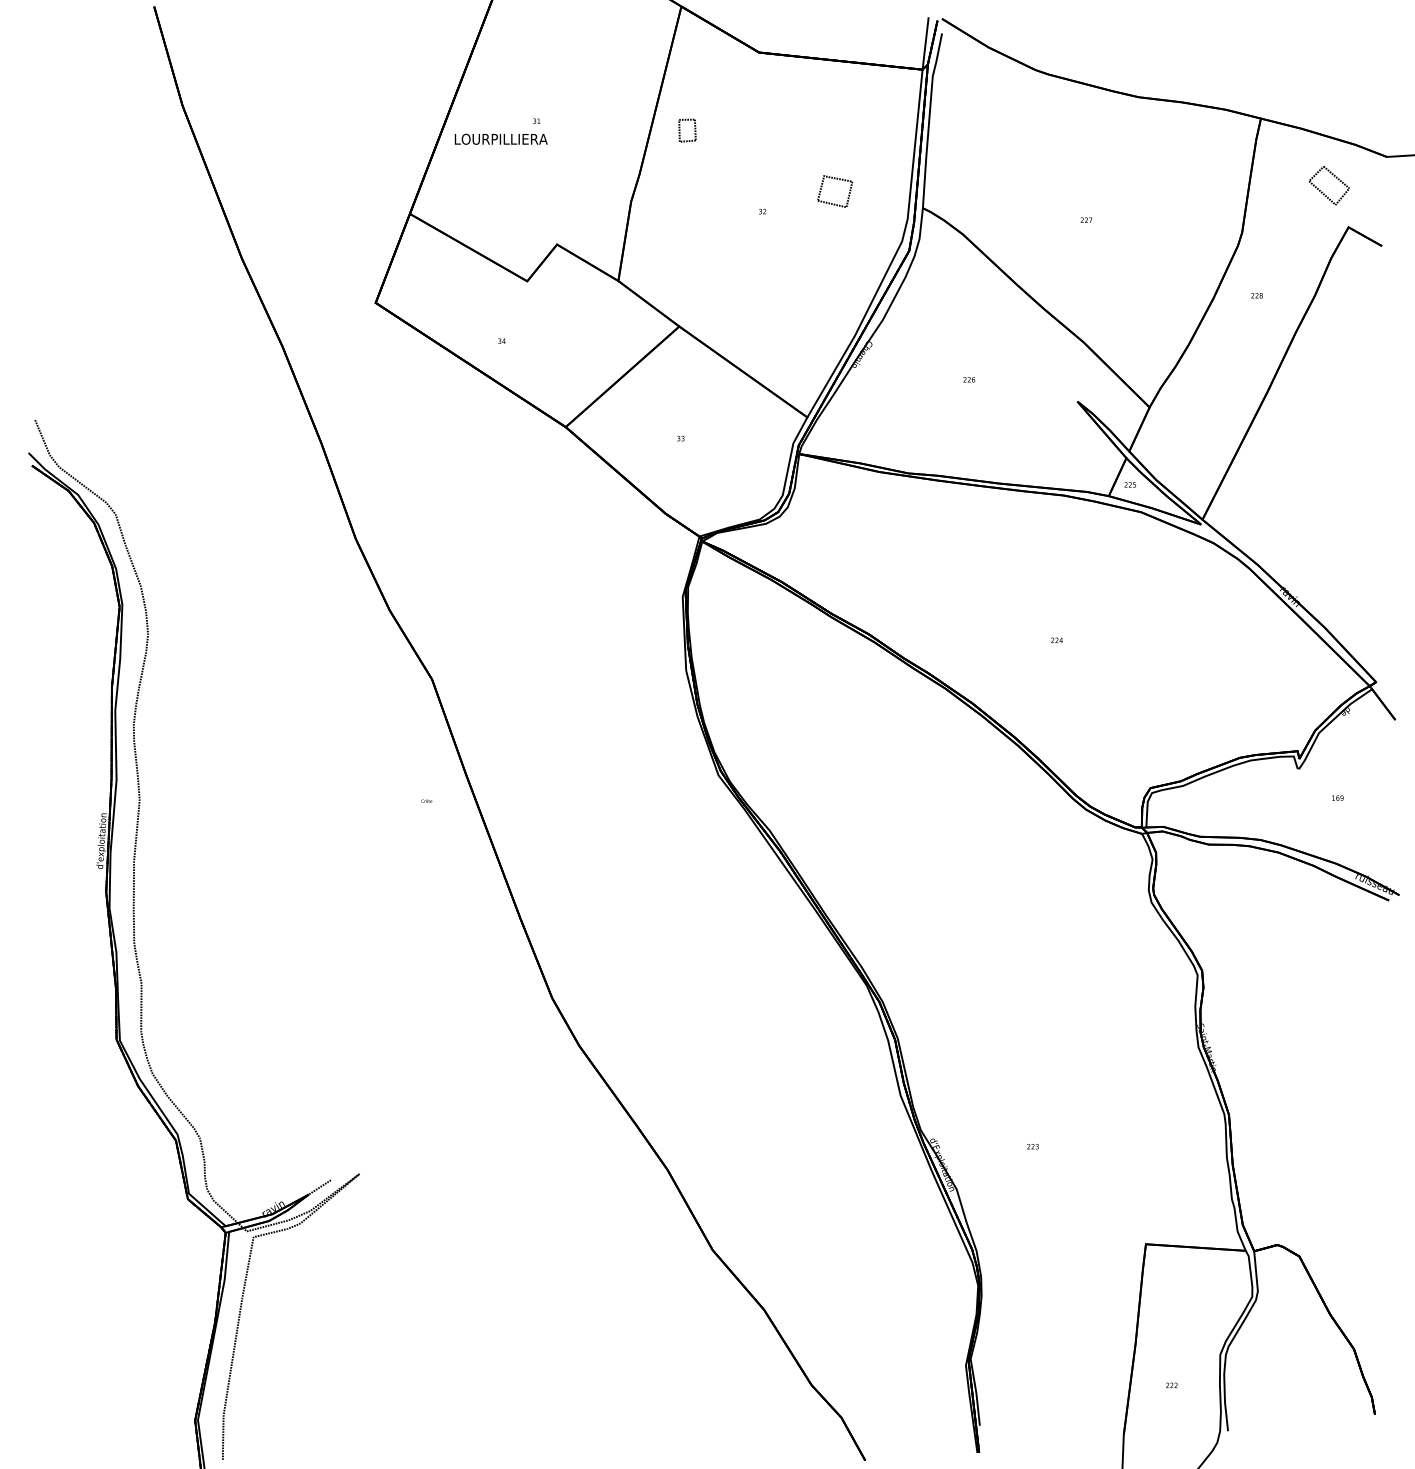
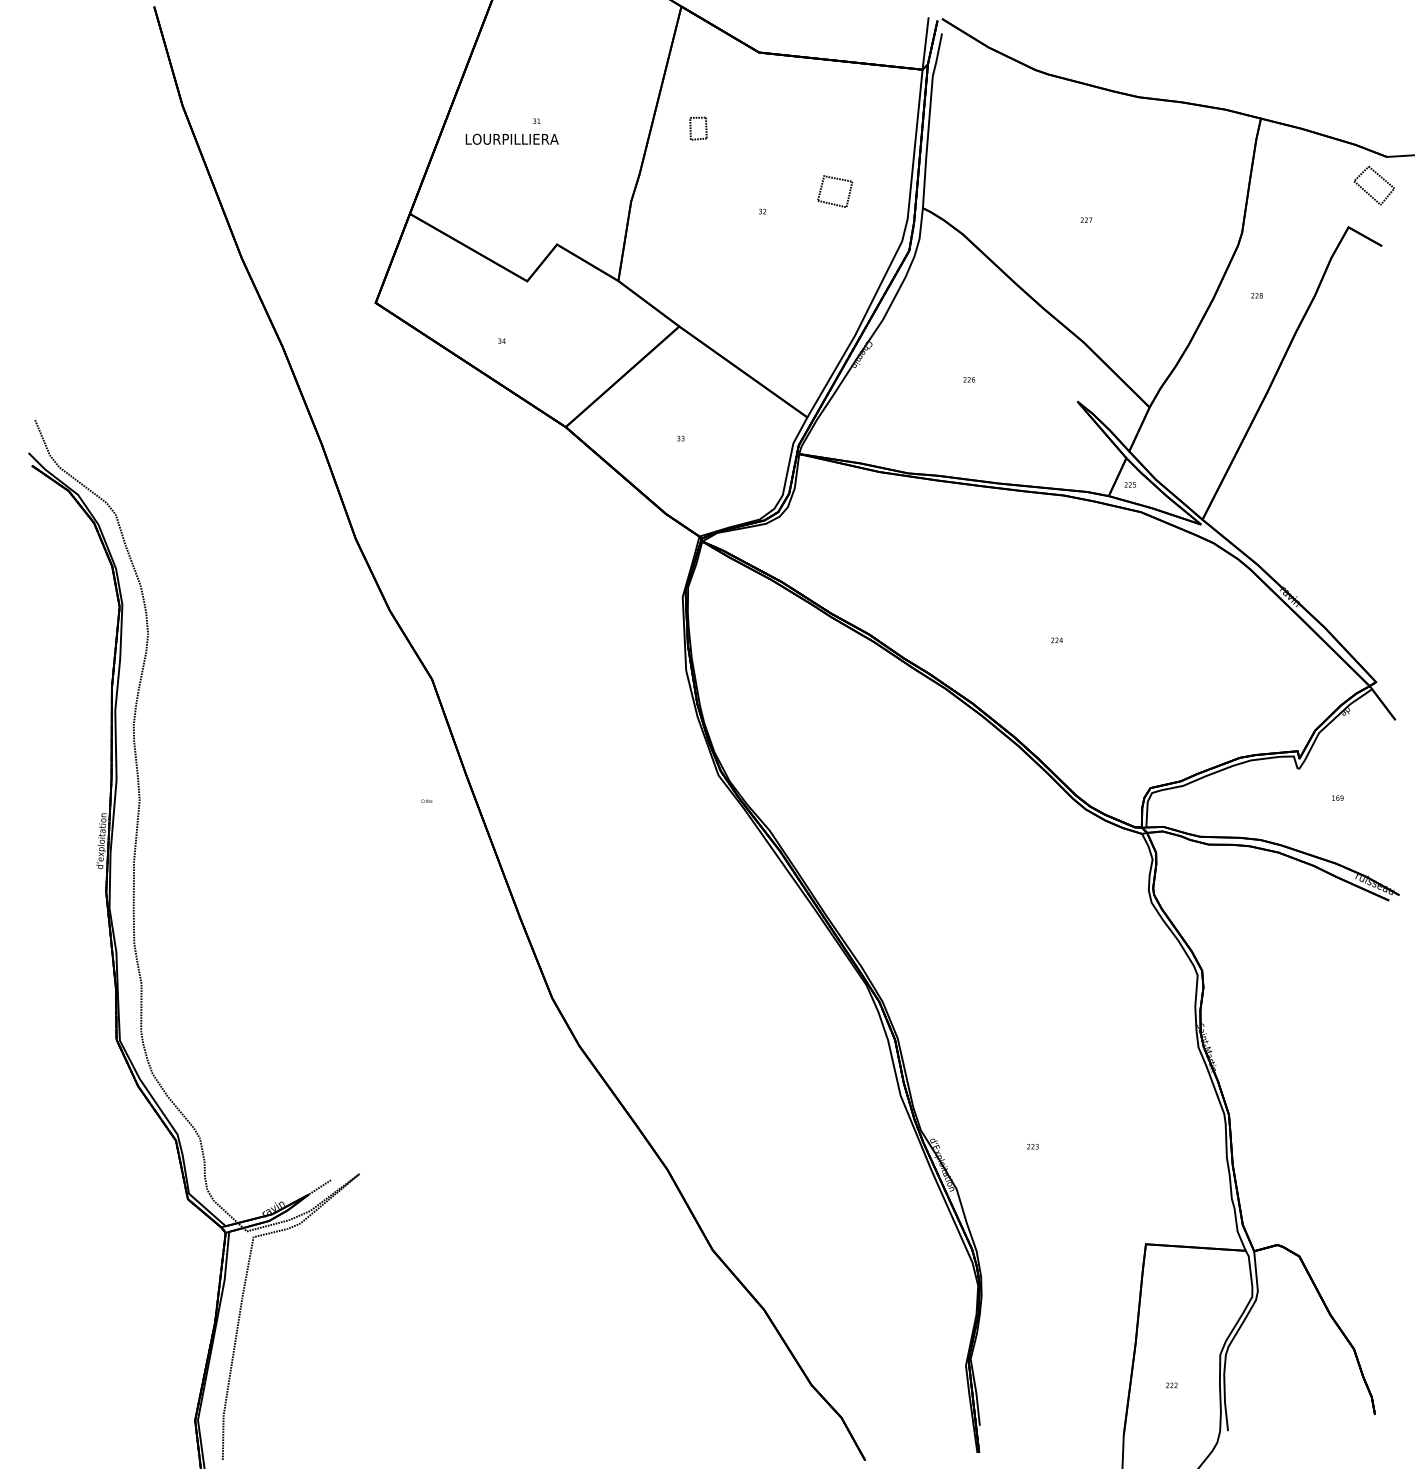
part position: (680, 130) -> (691, 128) (691, 128)
text position: (500, 138) -> (511, 138) (511, 138)
part position: (1328, 185) -> (1373, 185) (1373, 185)
